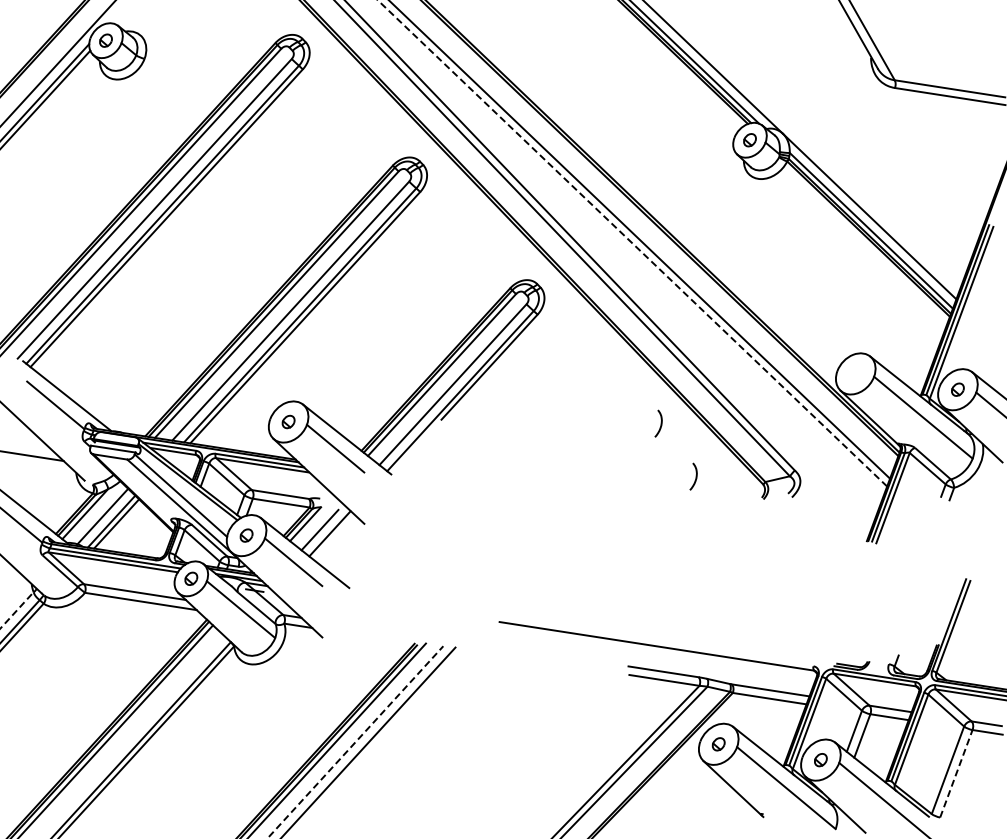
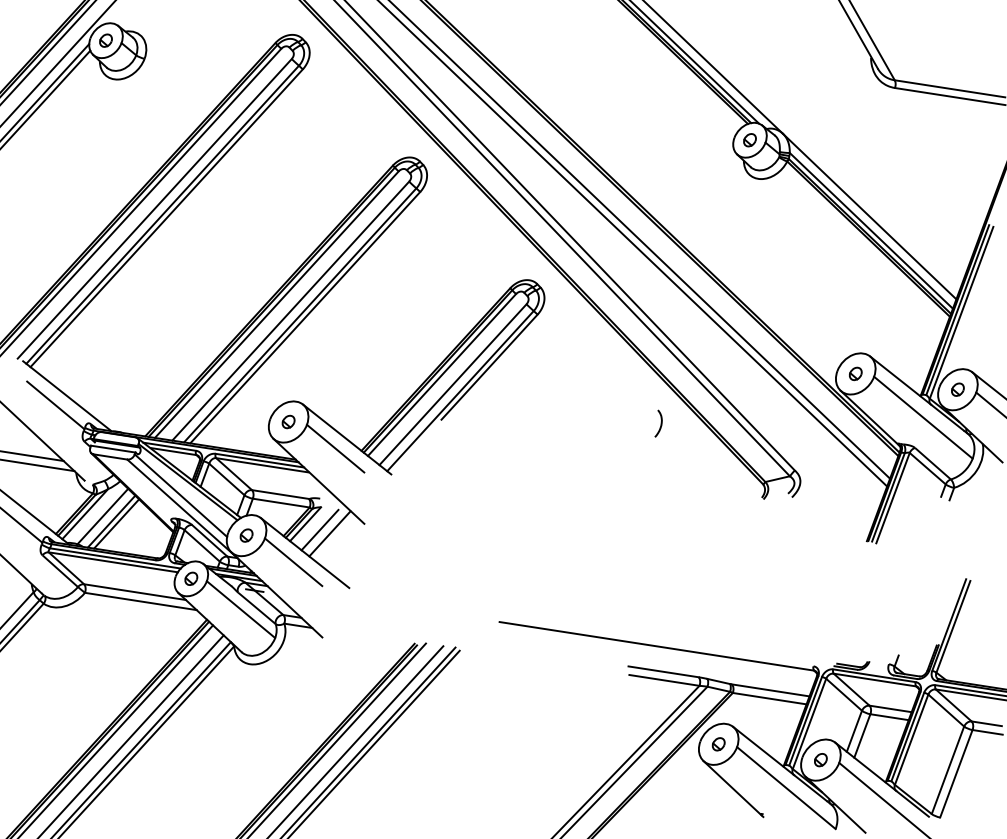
line: none -> present (48, 52)
line: dashed -> solid (632, 243)
part: none -> present (855, 373)
line: none -> present (38, 465)
curve: present -> none (695, 476)
line: dashed -> solid (17, 609)
line: none -> present (131, 735)
line: dashed -> solid (355, 742)
line: none -> present (374, 742)
line: dashed -> solid (956, 773)
